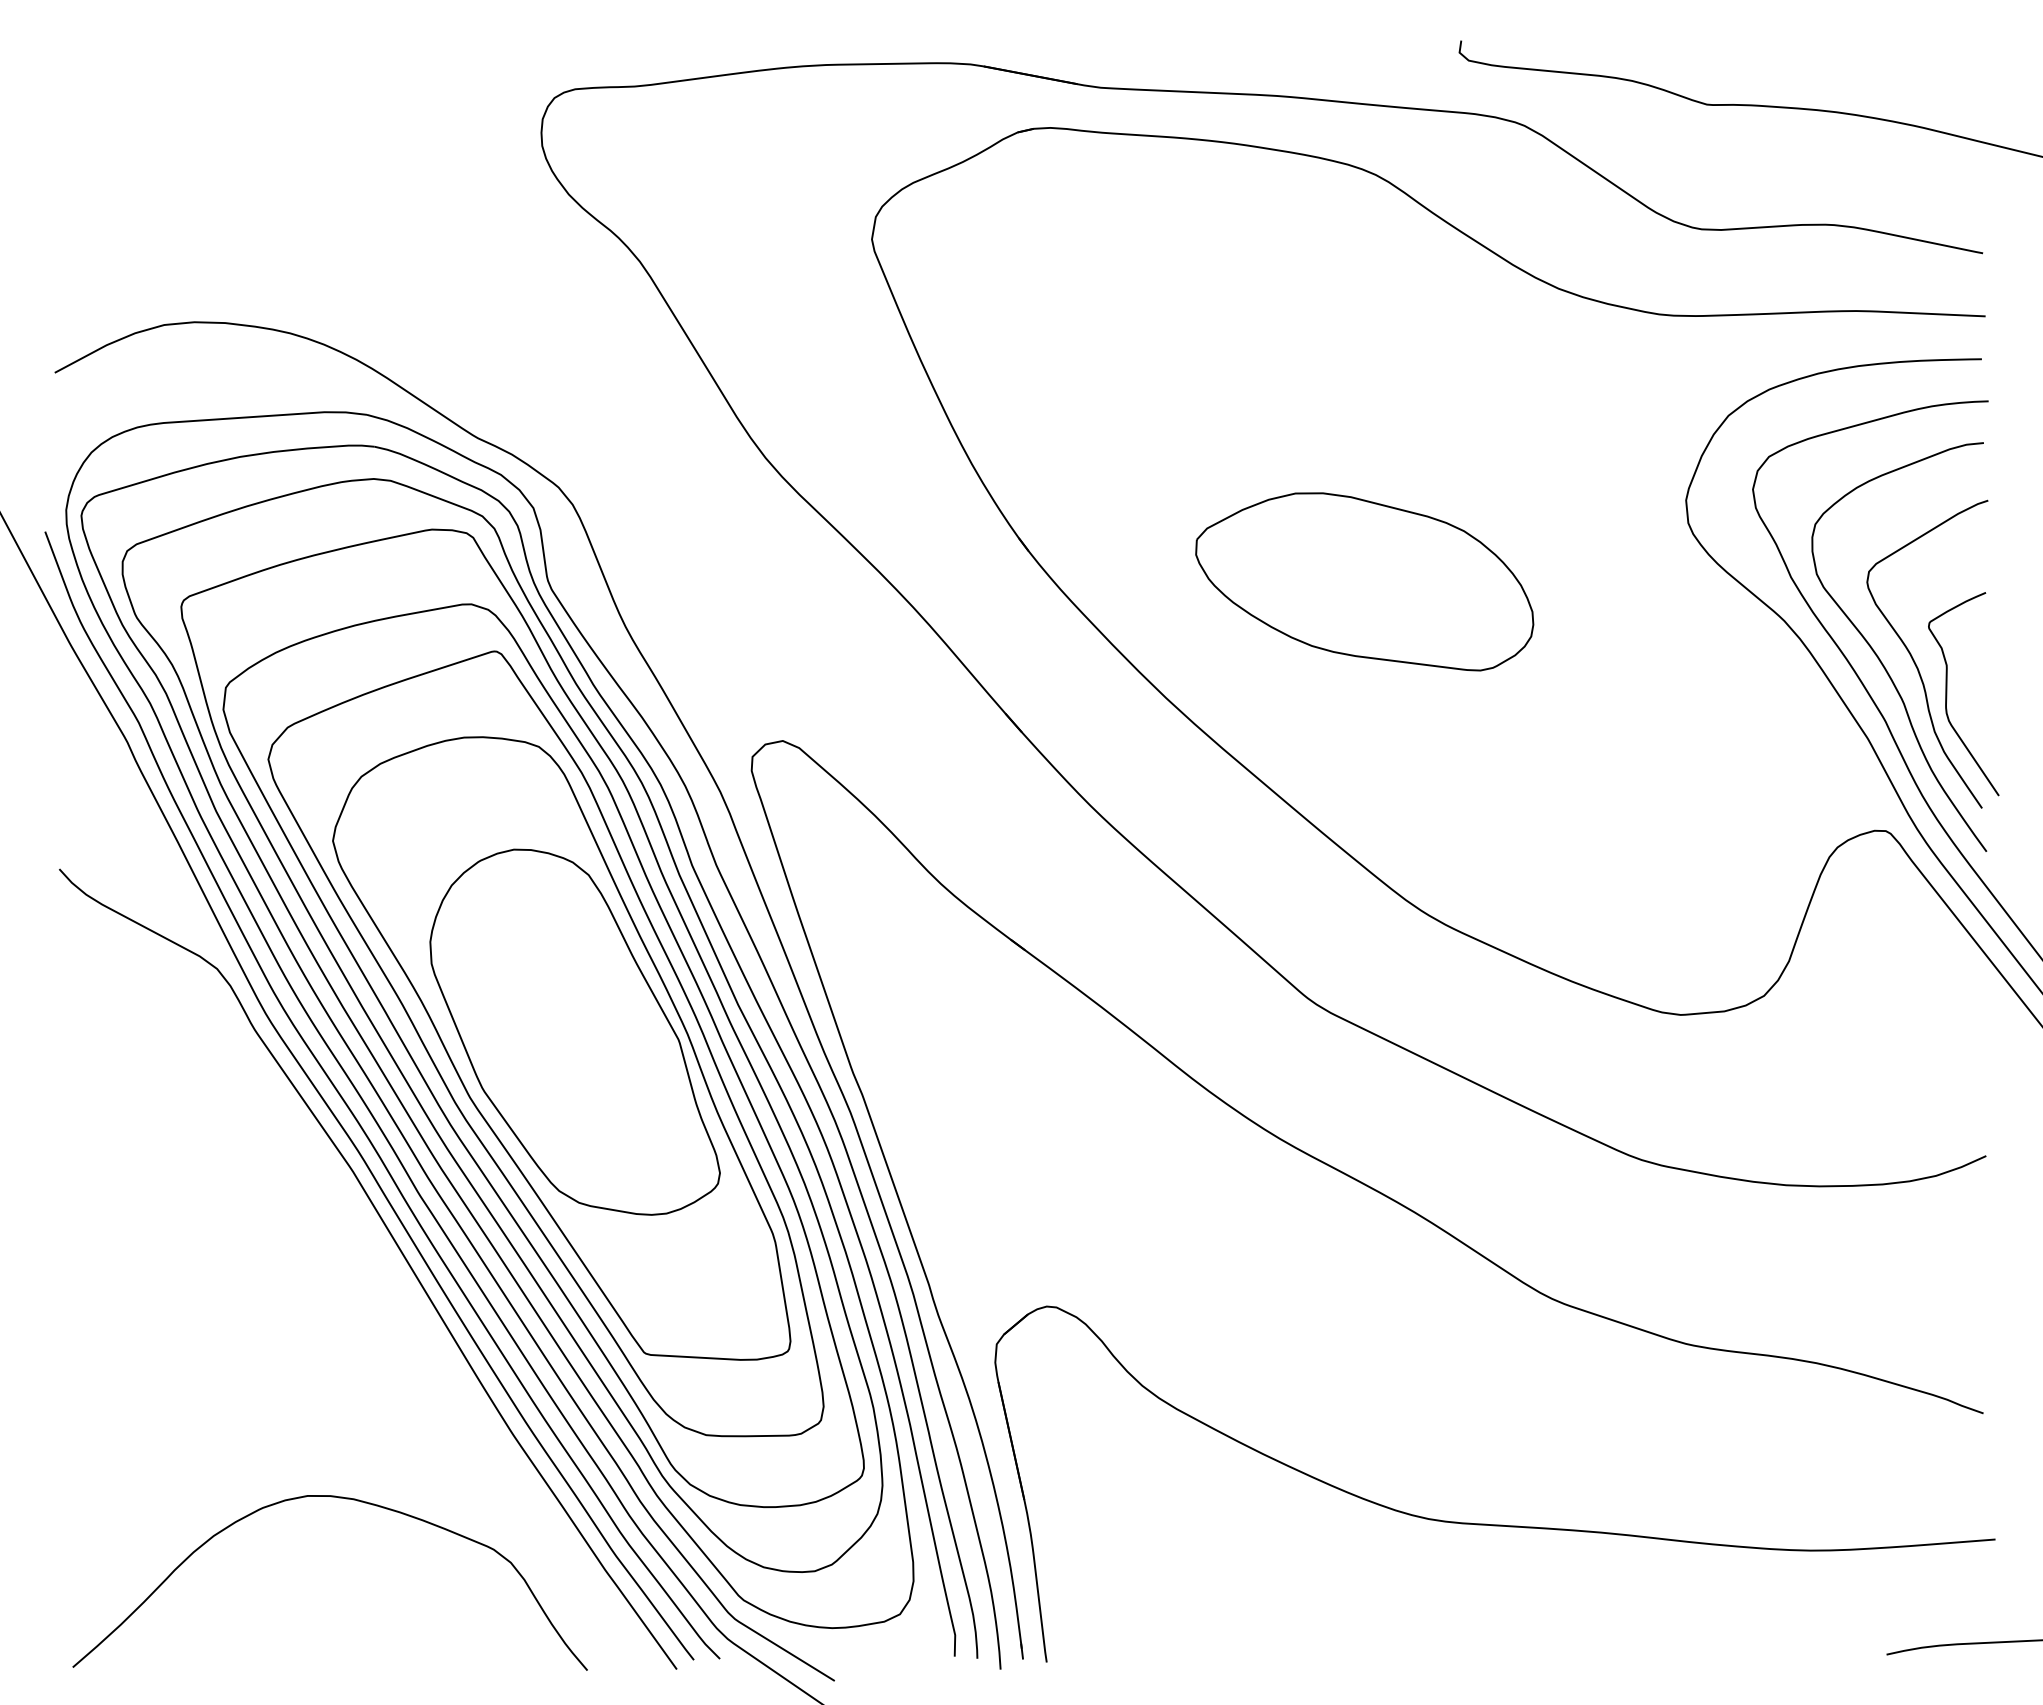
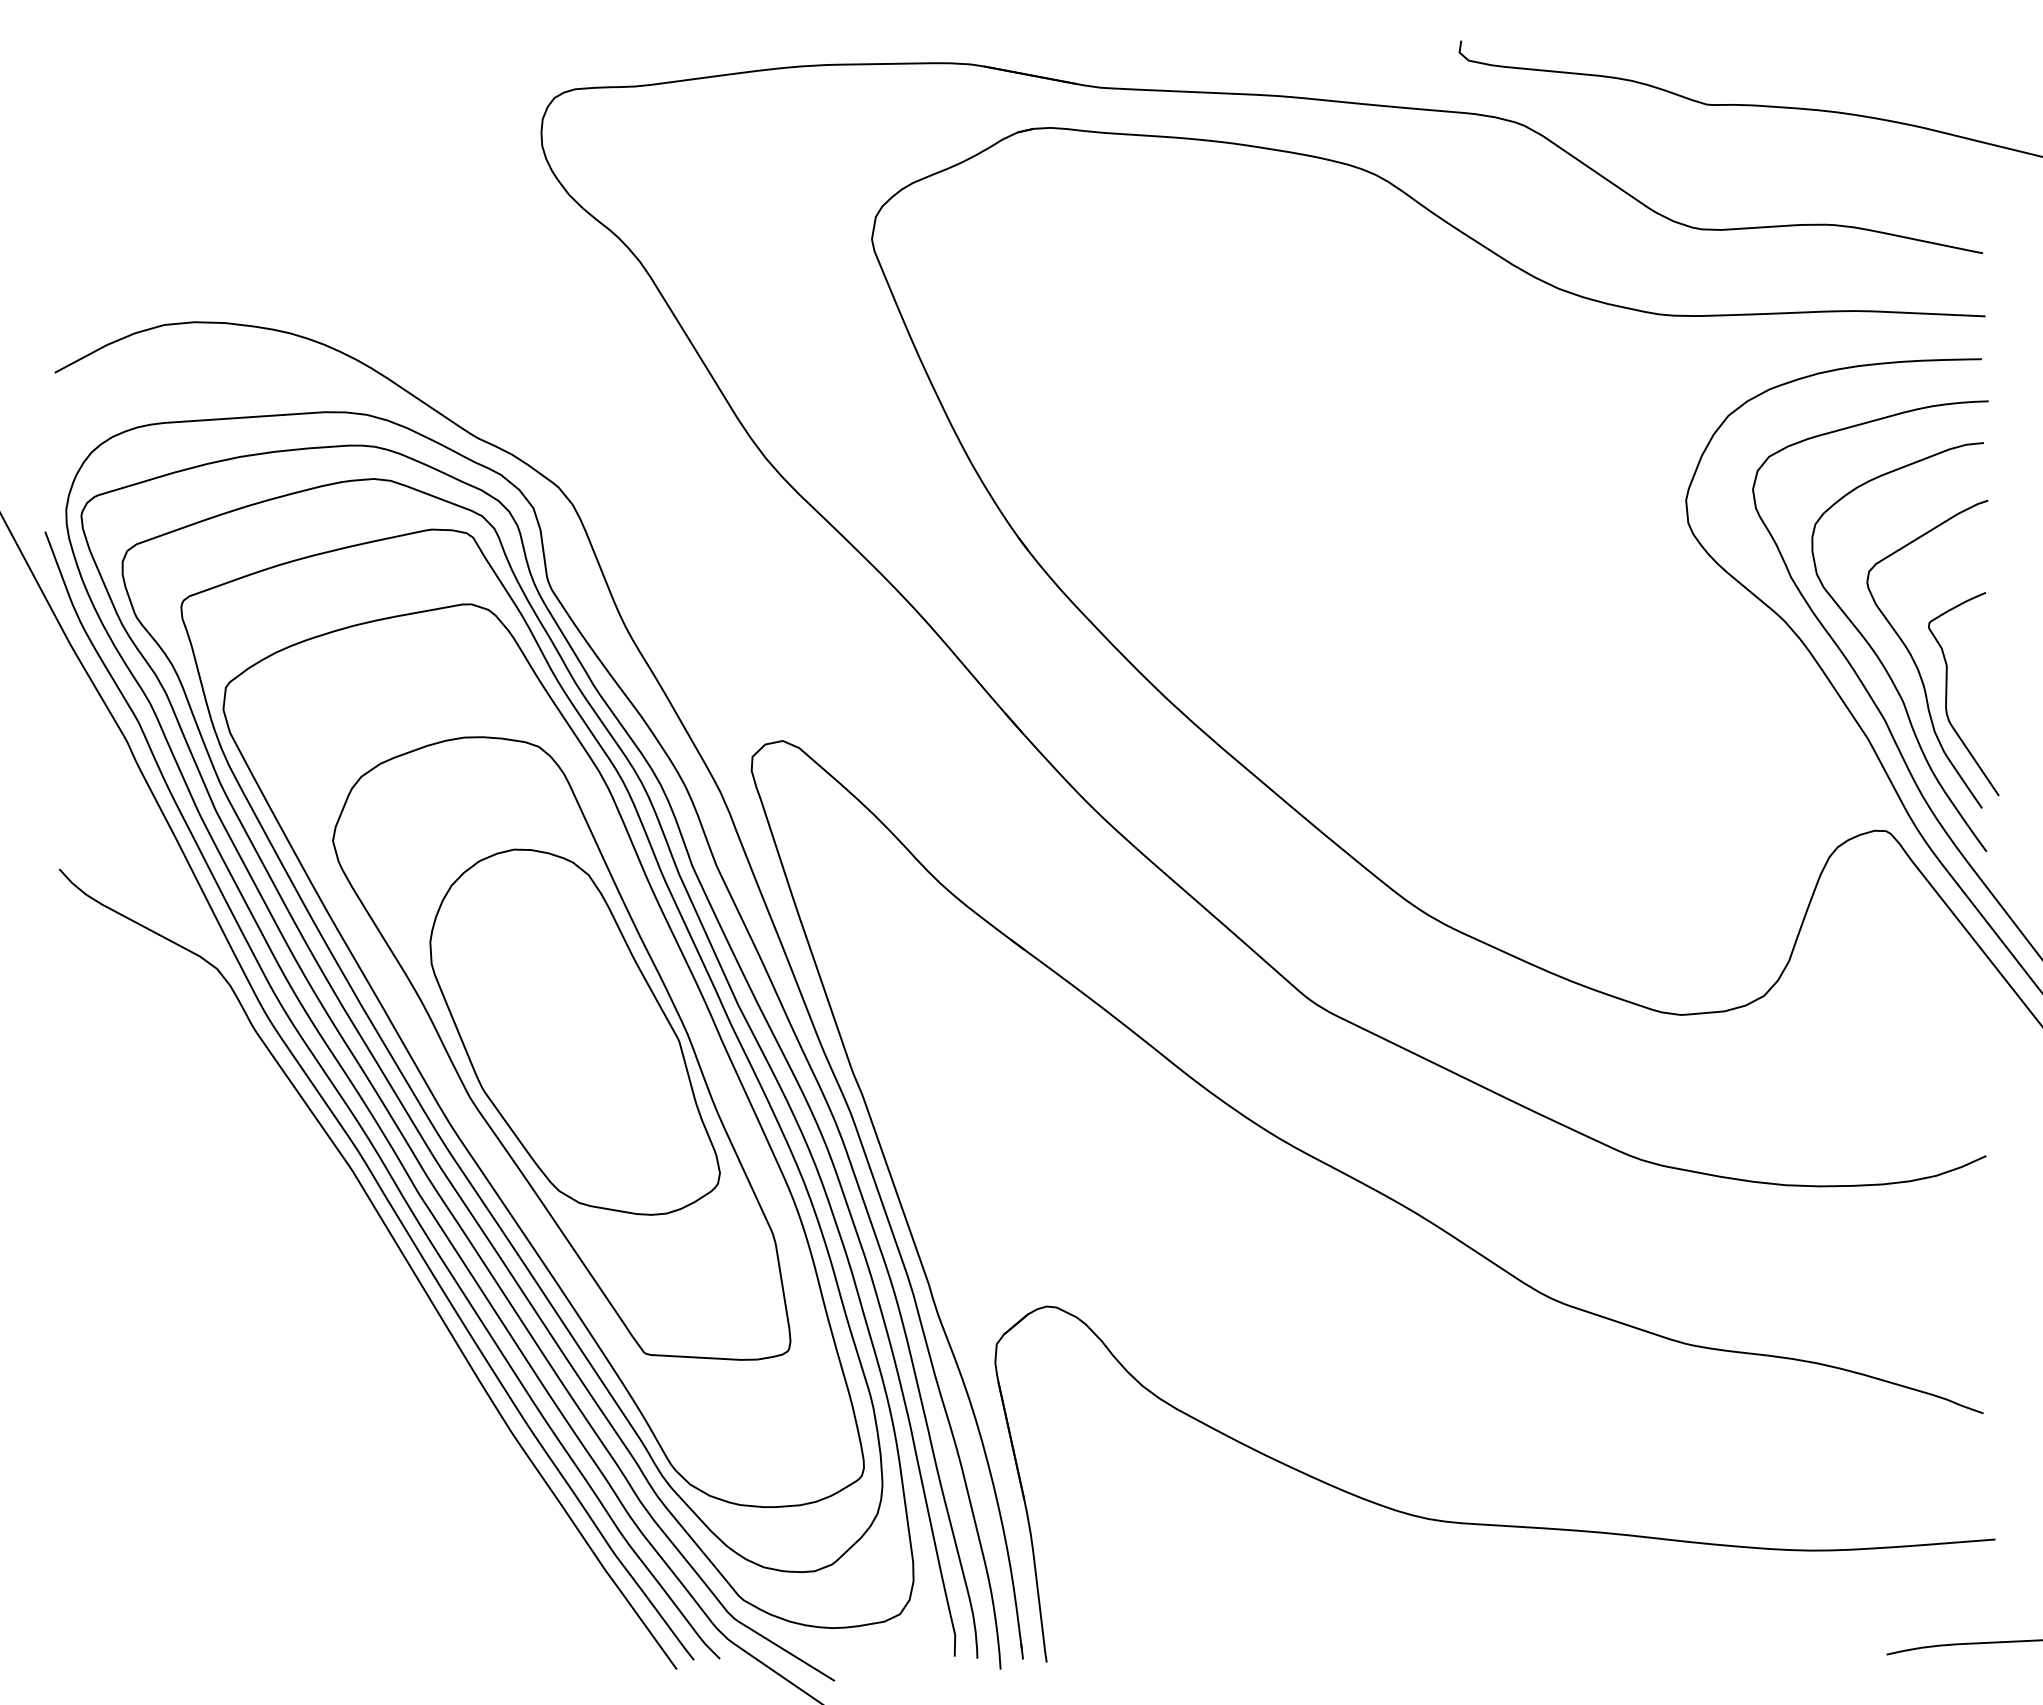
part: present -> none (1364, 581)
part: present -> none (545, 1043)
curve: present -> none (338, 1498)
